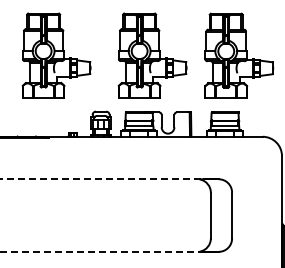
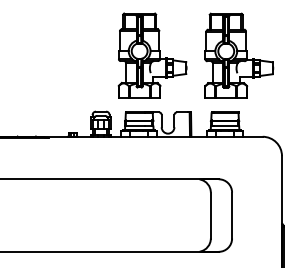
part: present -> none (56, 55)
line: dashed -> solid (103, 179)
line: dashed -> solid (101, 251)
